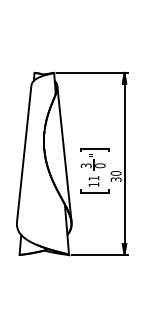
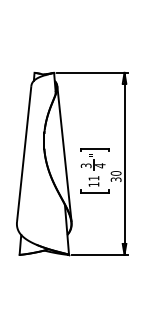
text: 0 -> 4 (100, 165)
